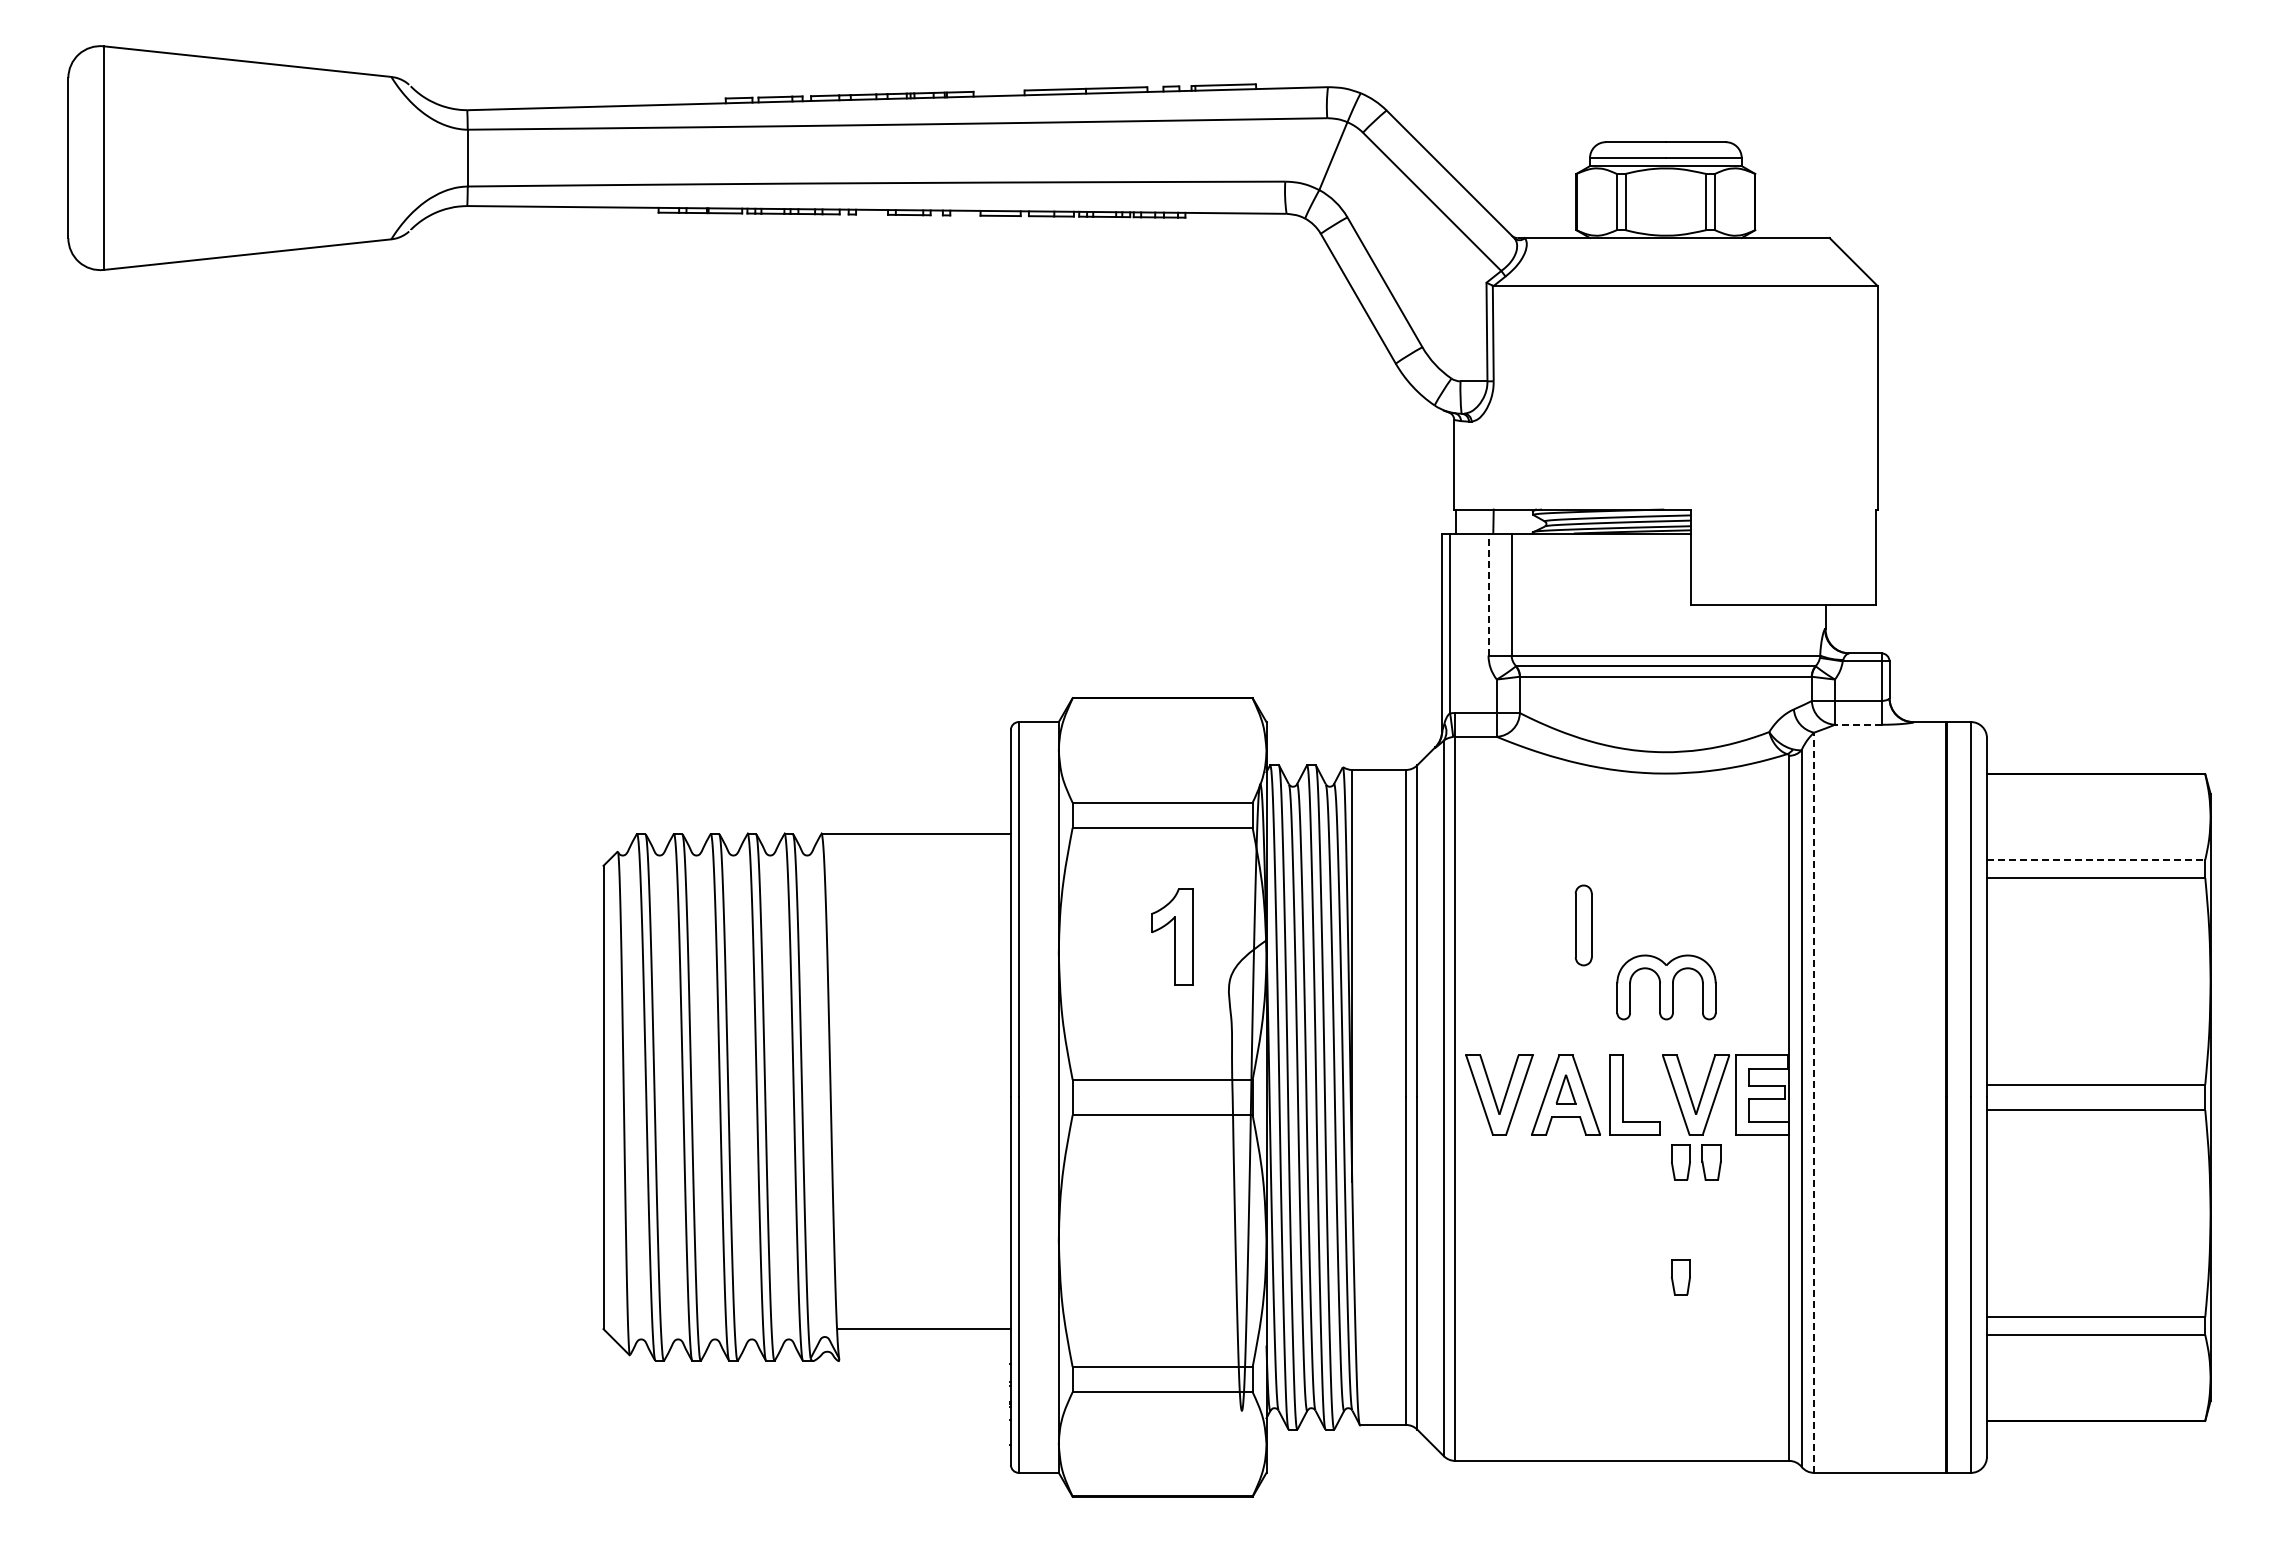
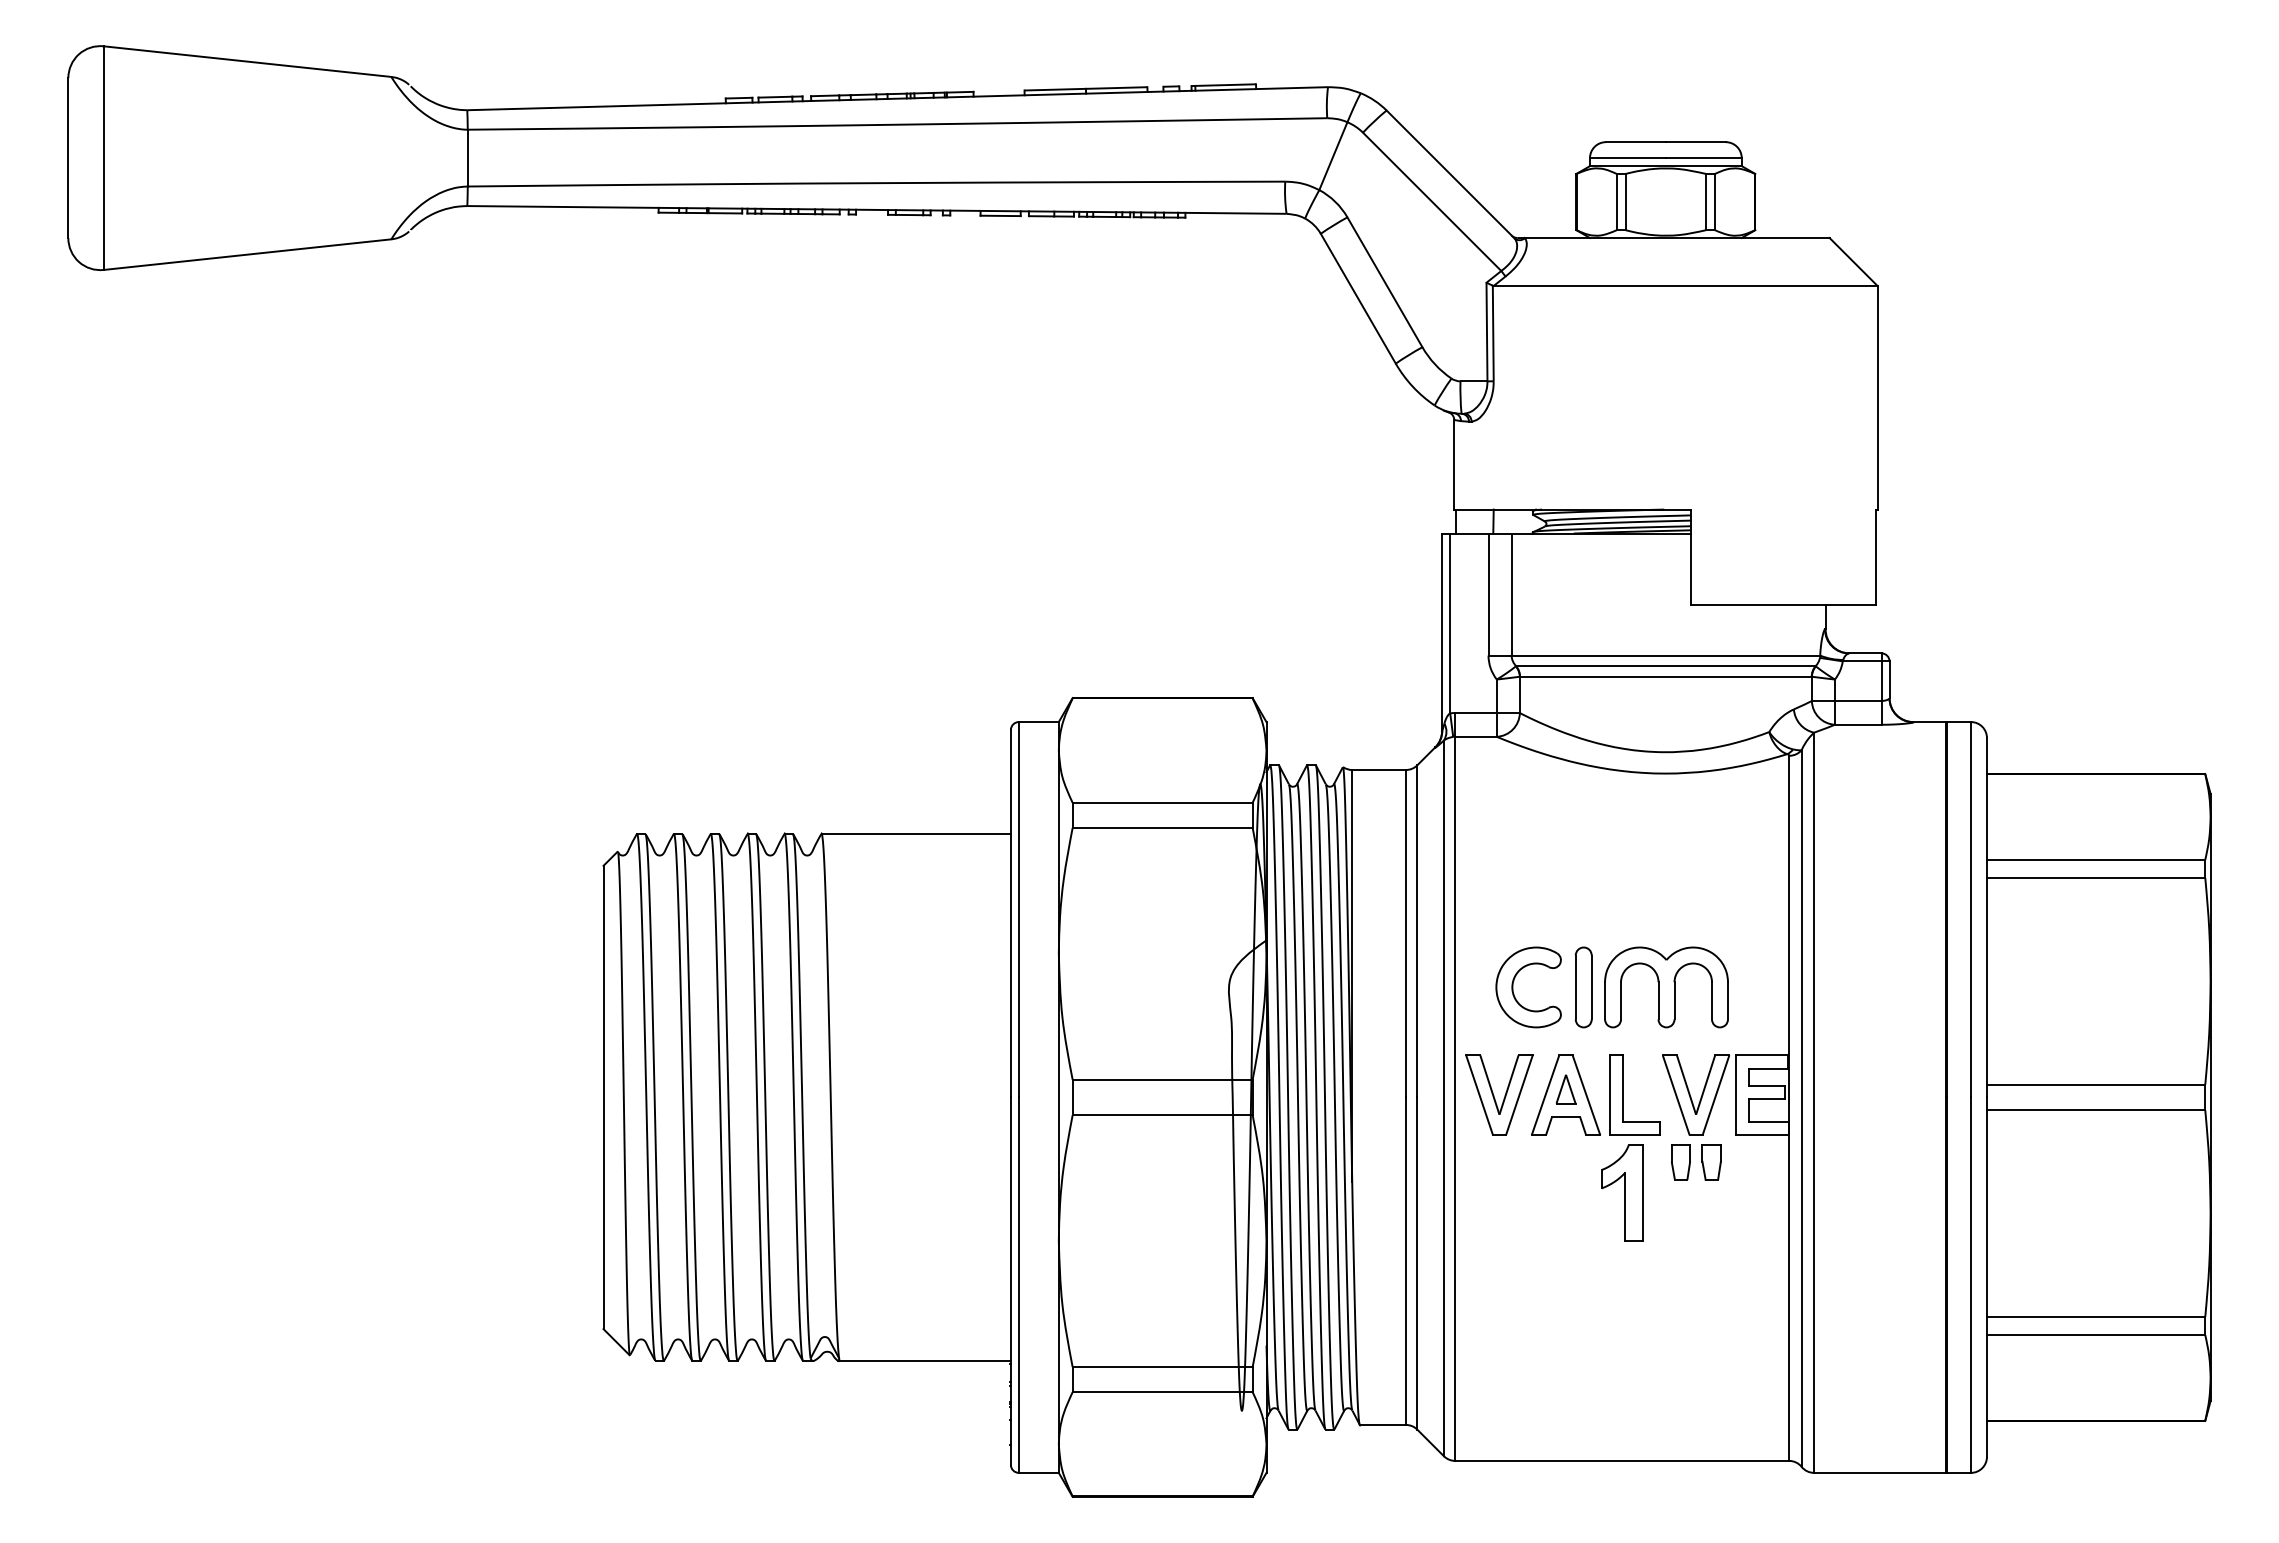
line: dashed -> solid (1488, 594)
line: dashed -> solid (1857, 724)
line: dashed -> solid (2096, 859)
part position: (1583, 925) -> (1583, 987) (1583, 987)
part position: (1172, 936) -> (1622, 1192) (1622, 1192)
part: none -> present (1513, 987)
part size: 101x67 px -> 125x83 px (1666, 987)
line: dashed -> solid (1814, 1102)
part: present -> none (1680, 1277)
line position: (924, 1329) -> (924, 1361) (924, 1361)
